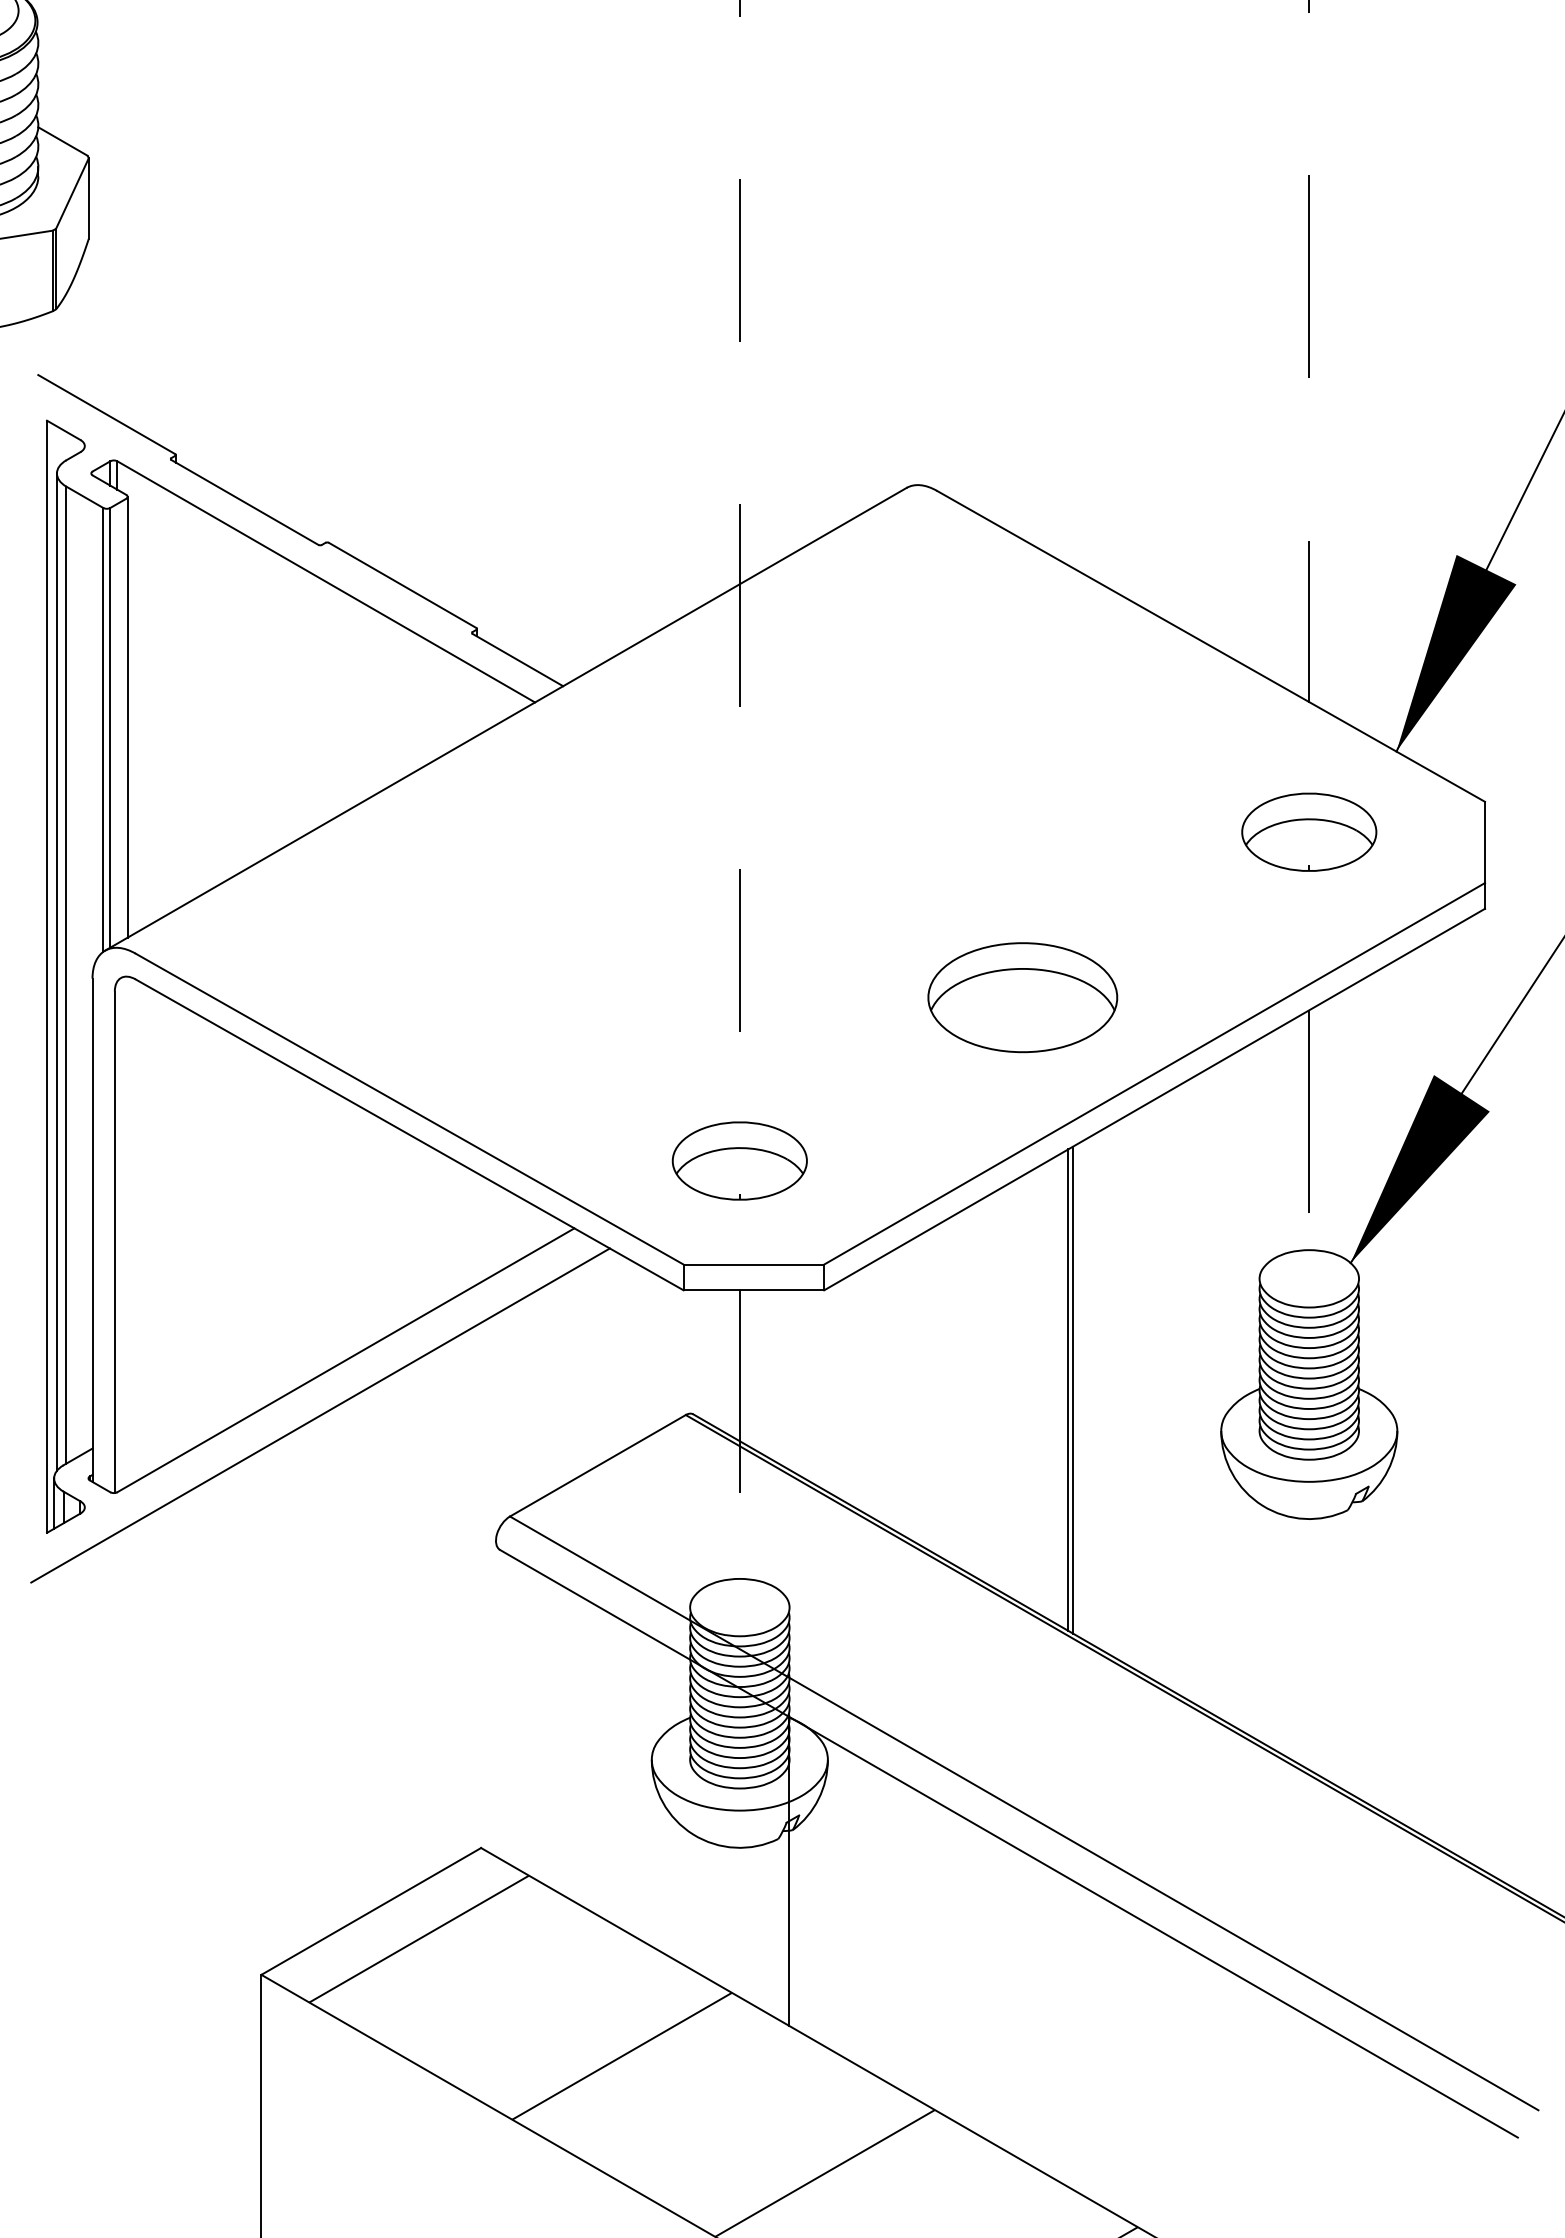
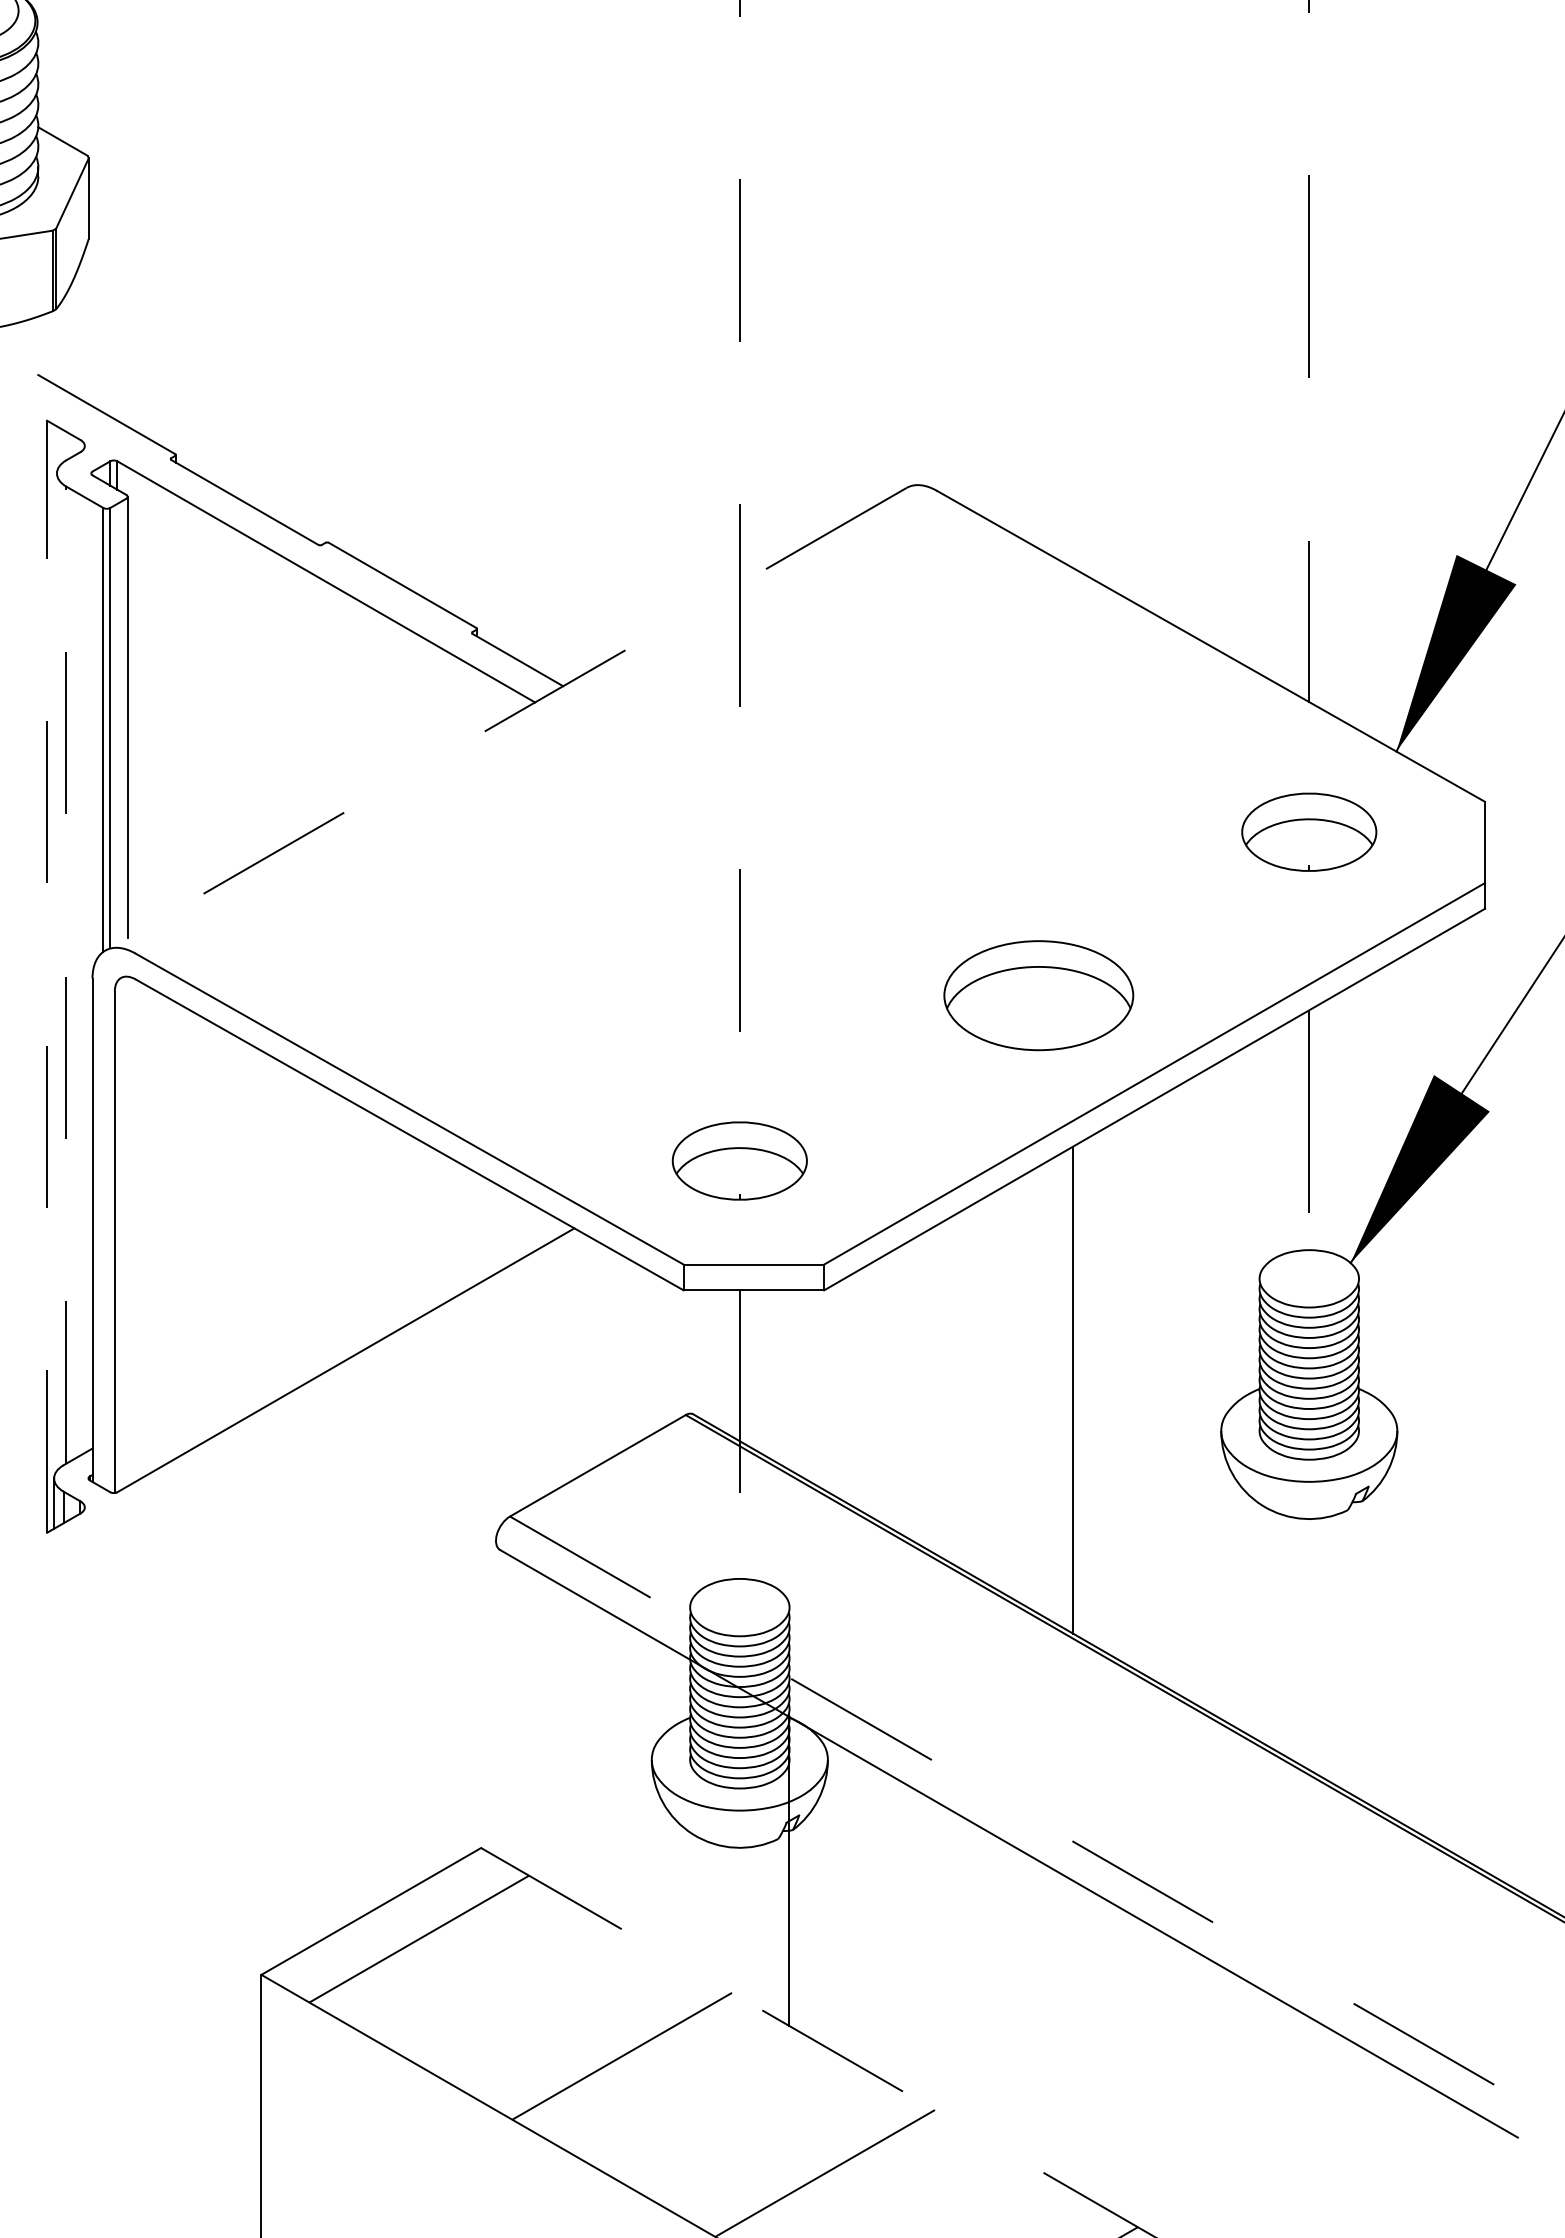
line: solid -> dashed (505, 719)
line: present -> none (56, 971)
line: solid -> dashed (66, 974)
line: solid -> dashed (47, 976)
part position: (1022, 997) -> (1038, 995) (1038, 995)
line: present -> none (1068, 1389)
line: present -> none (320, 1415)
line: solid -> dashed (1024, 1813)
line: solid -> dashed (818, 2042)
